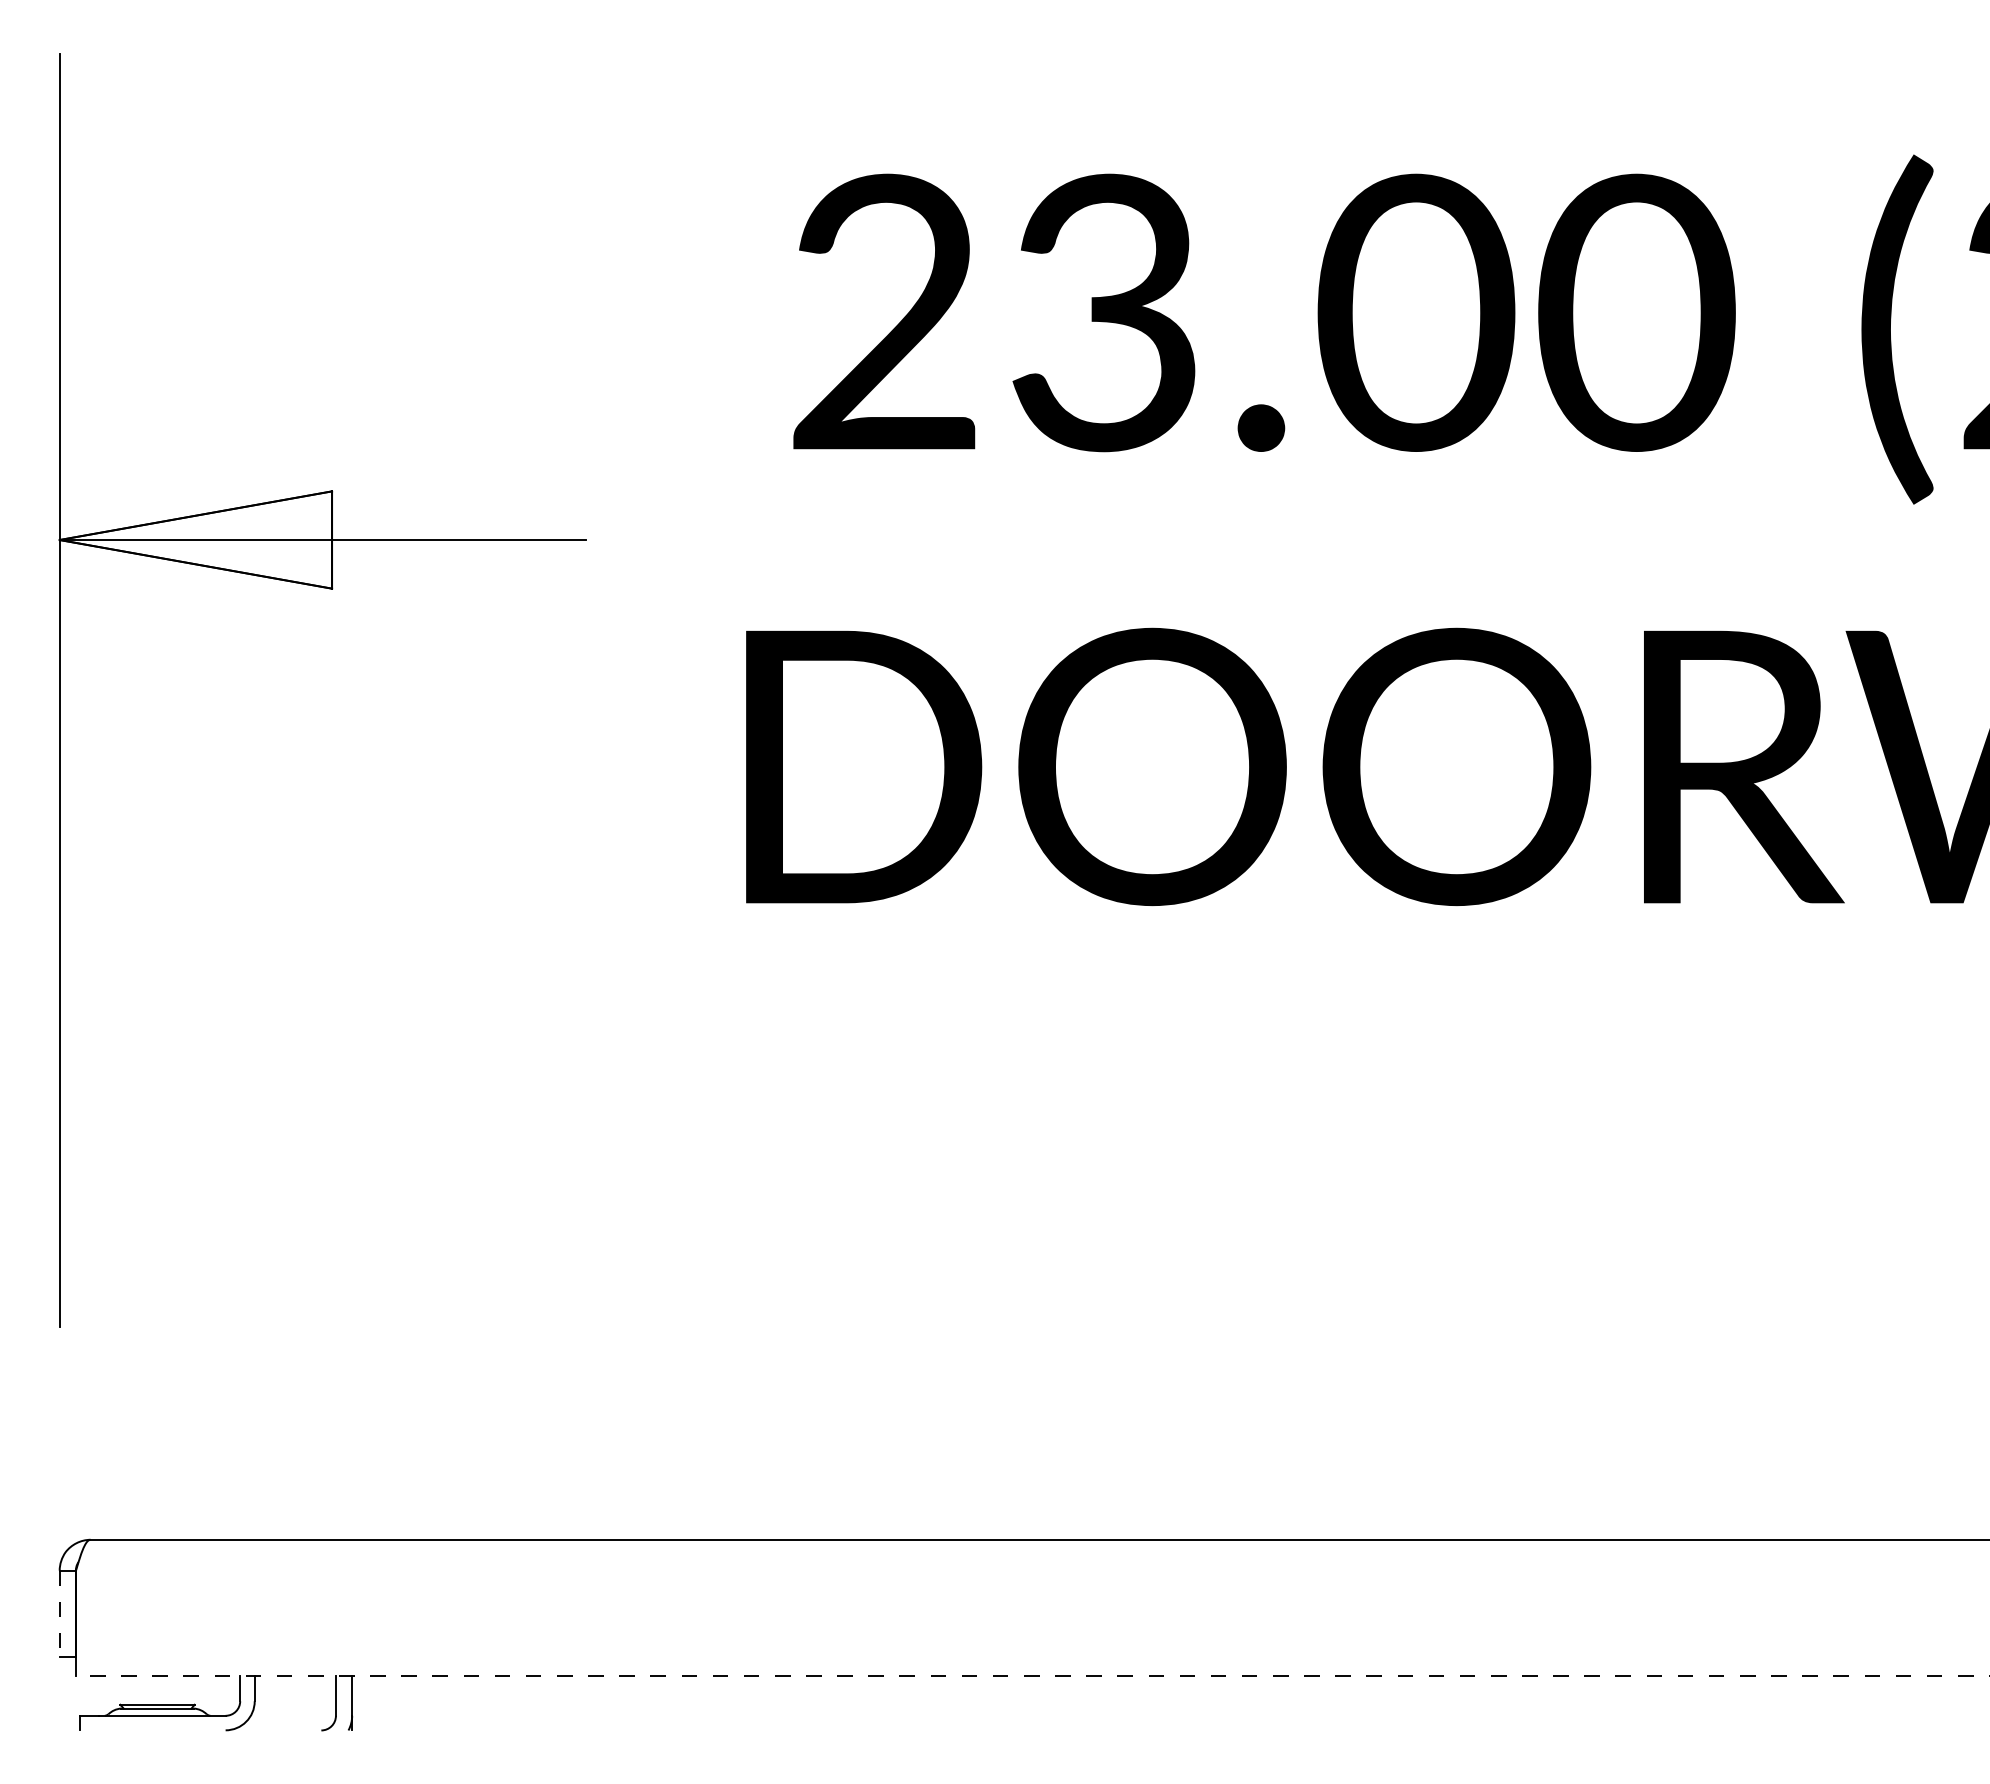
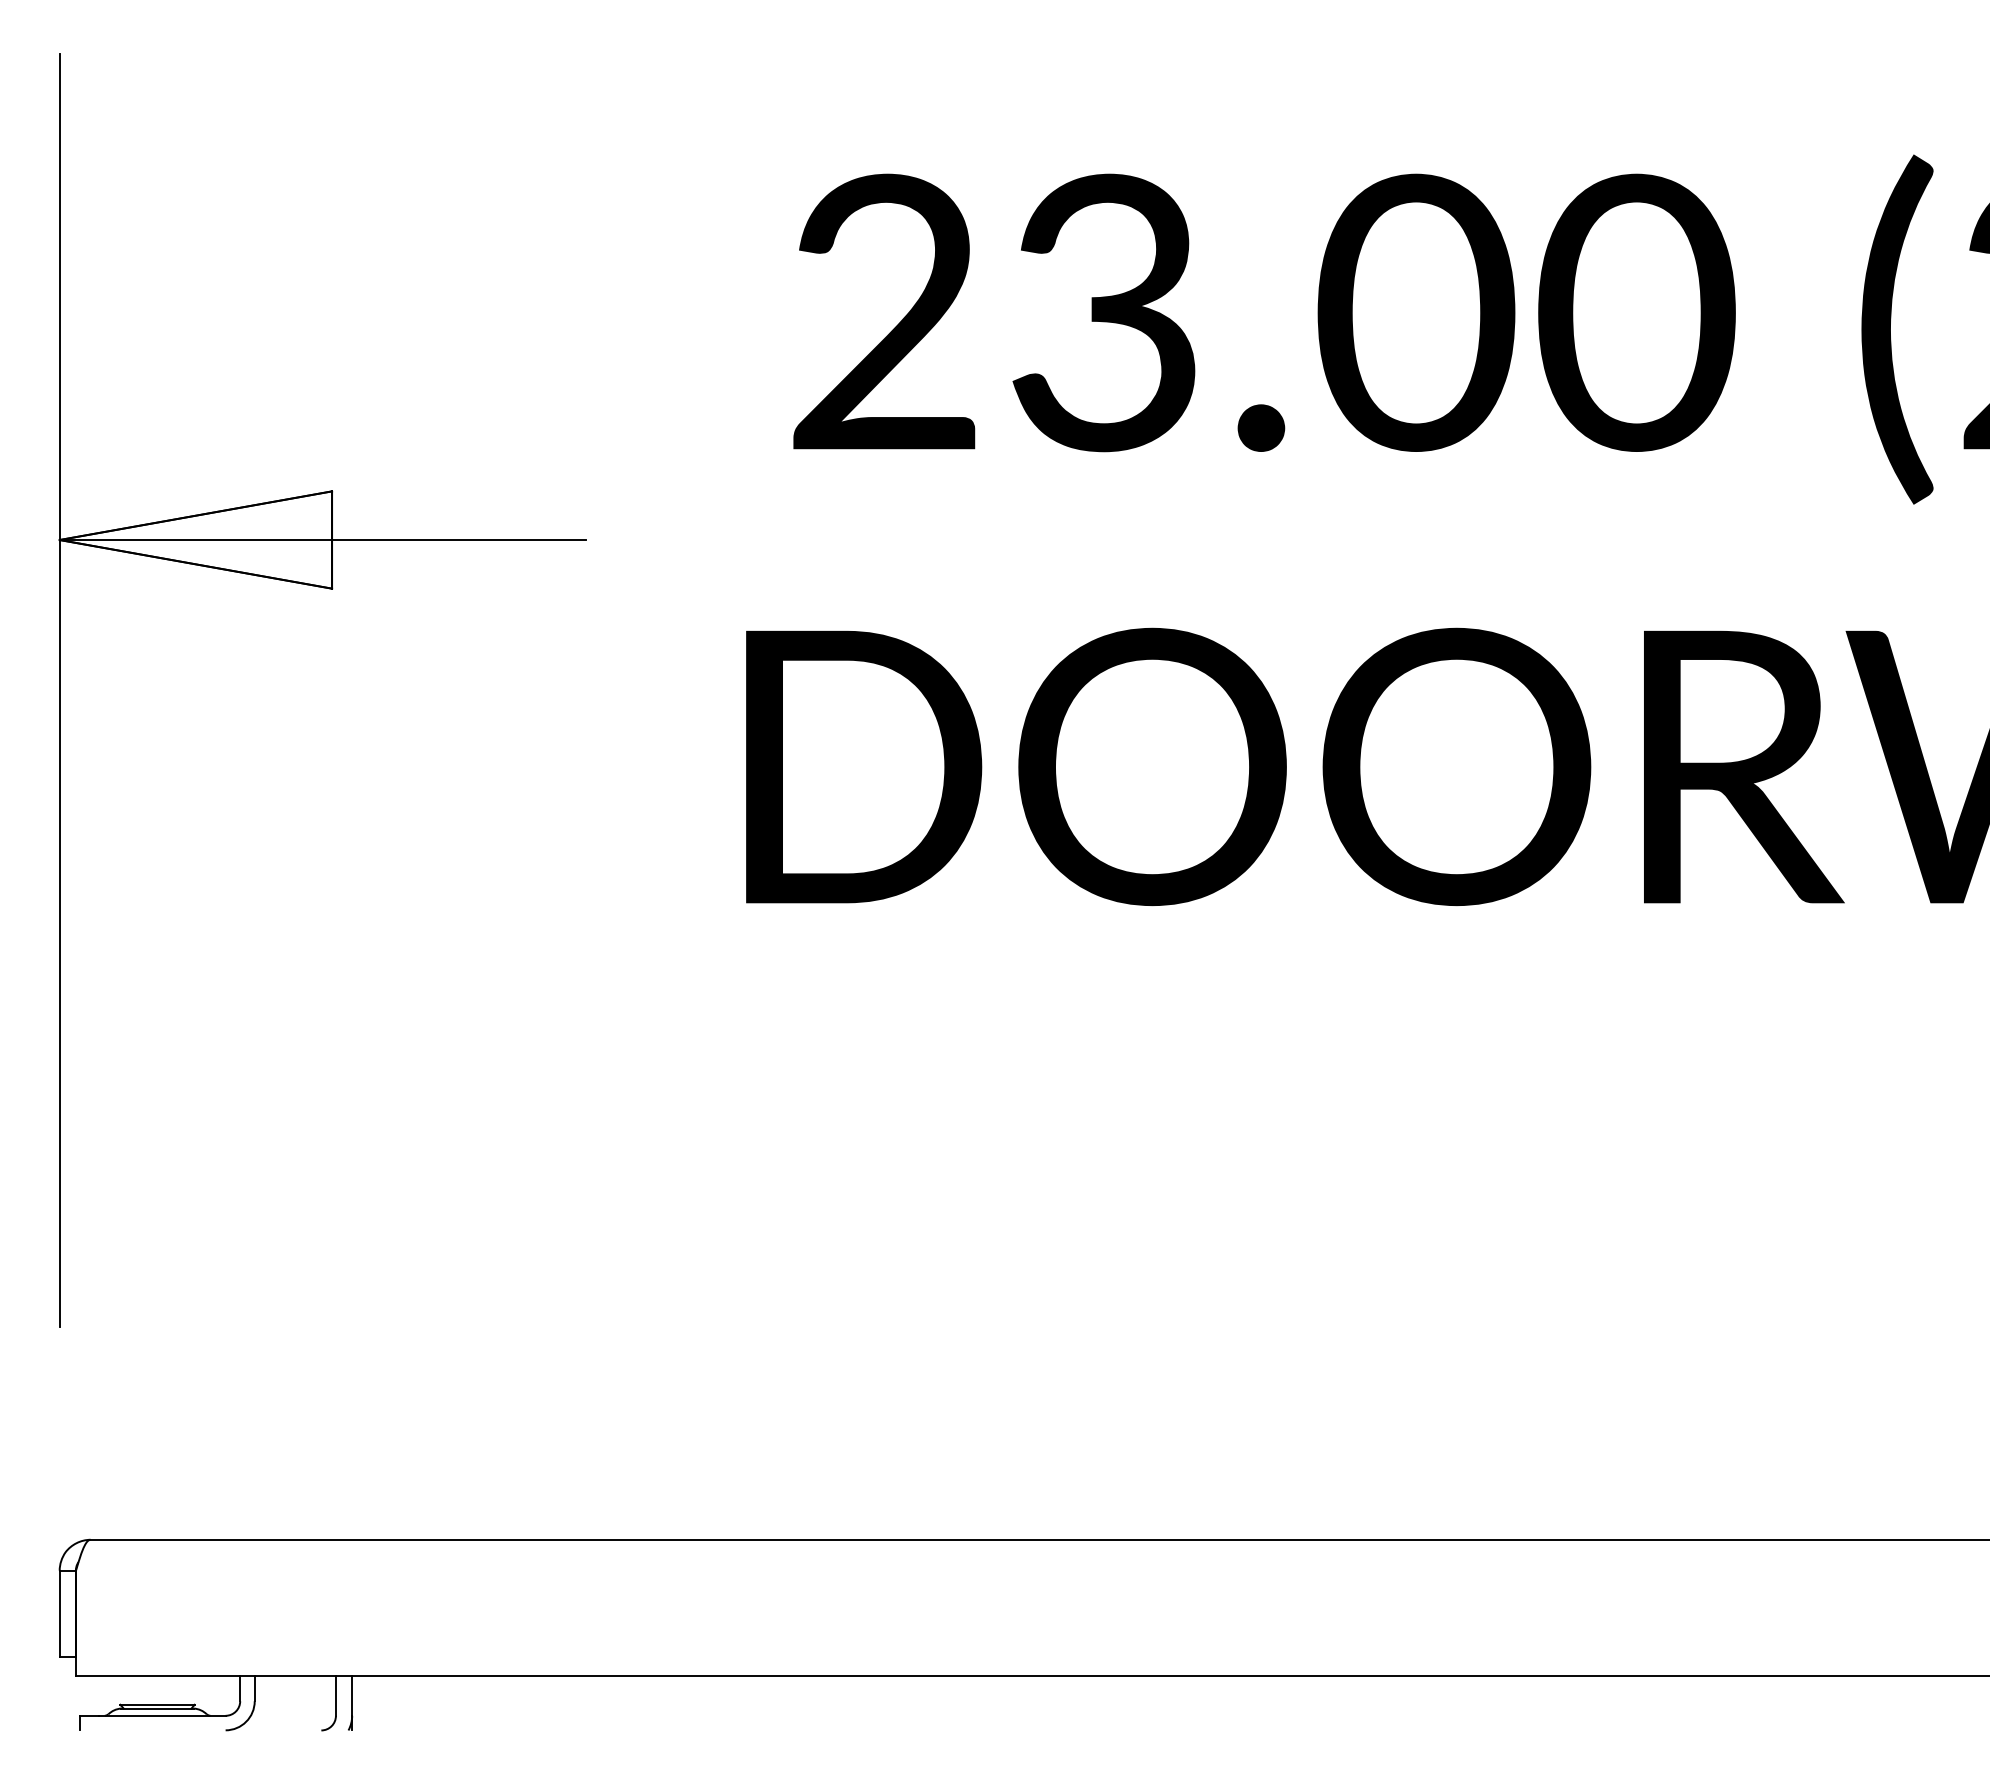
line: dashed -> solid (59, 1613)
line: dashed -> solid (1032, 1676)
